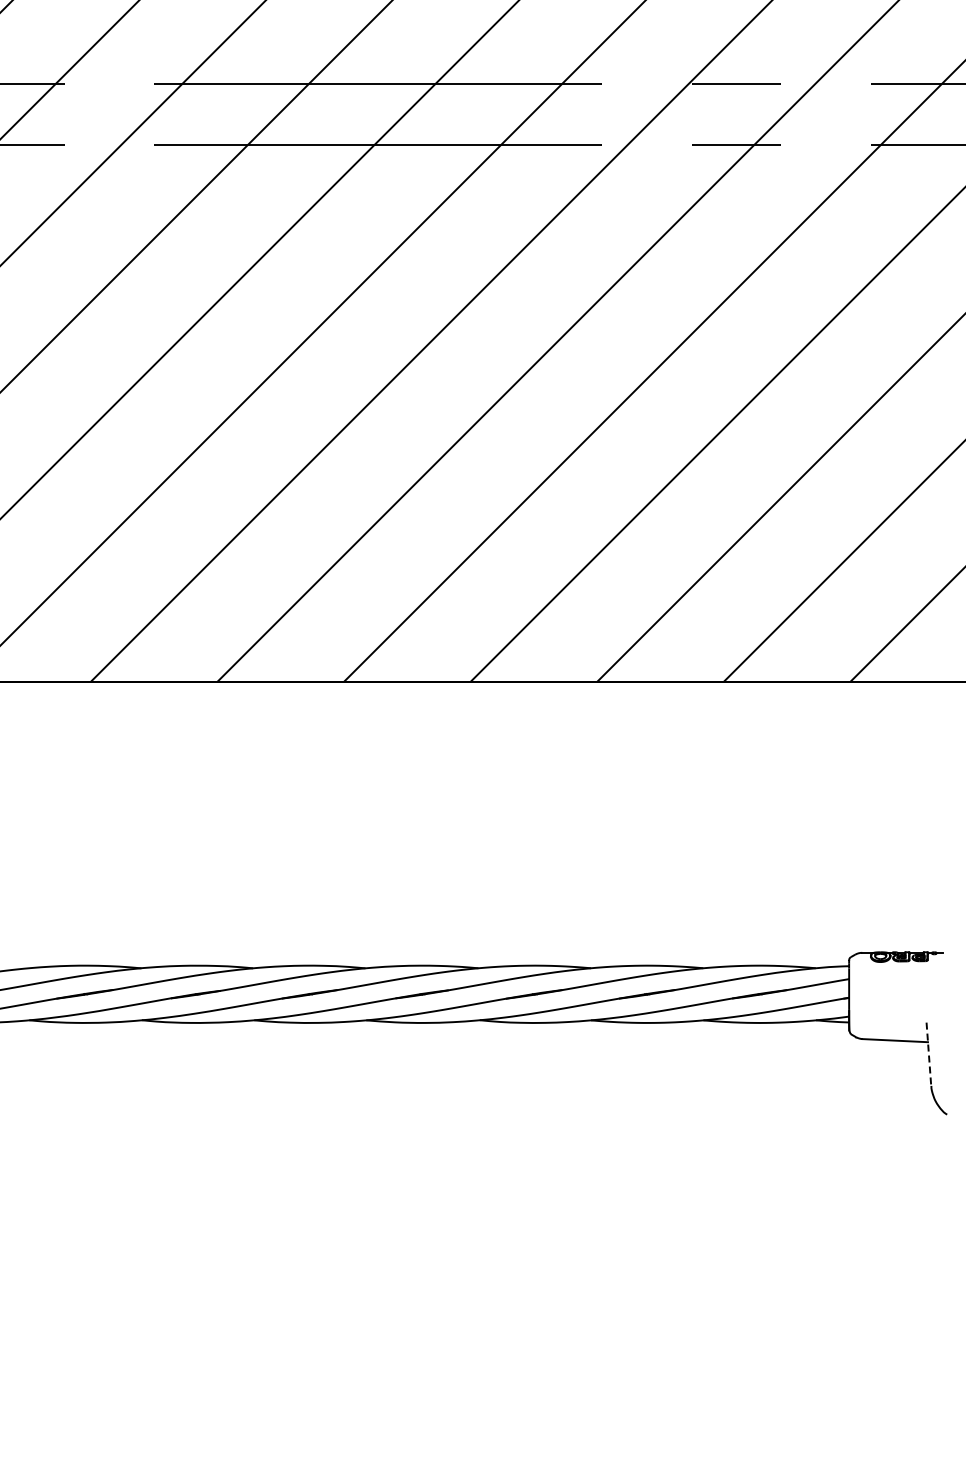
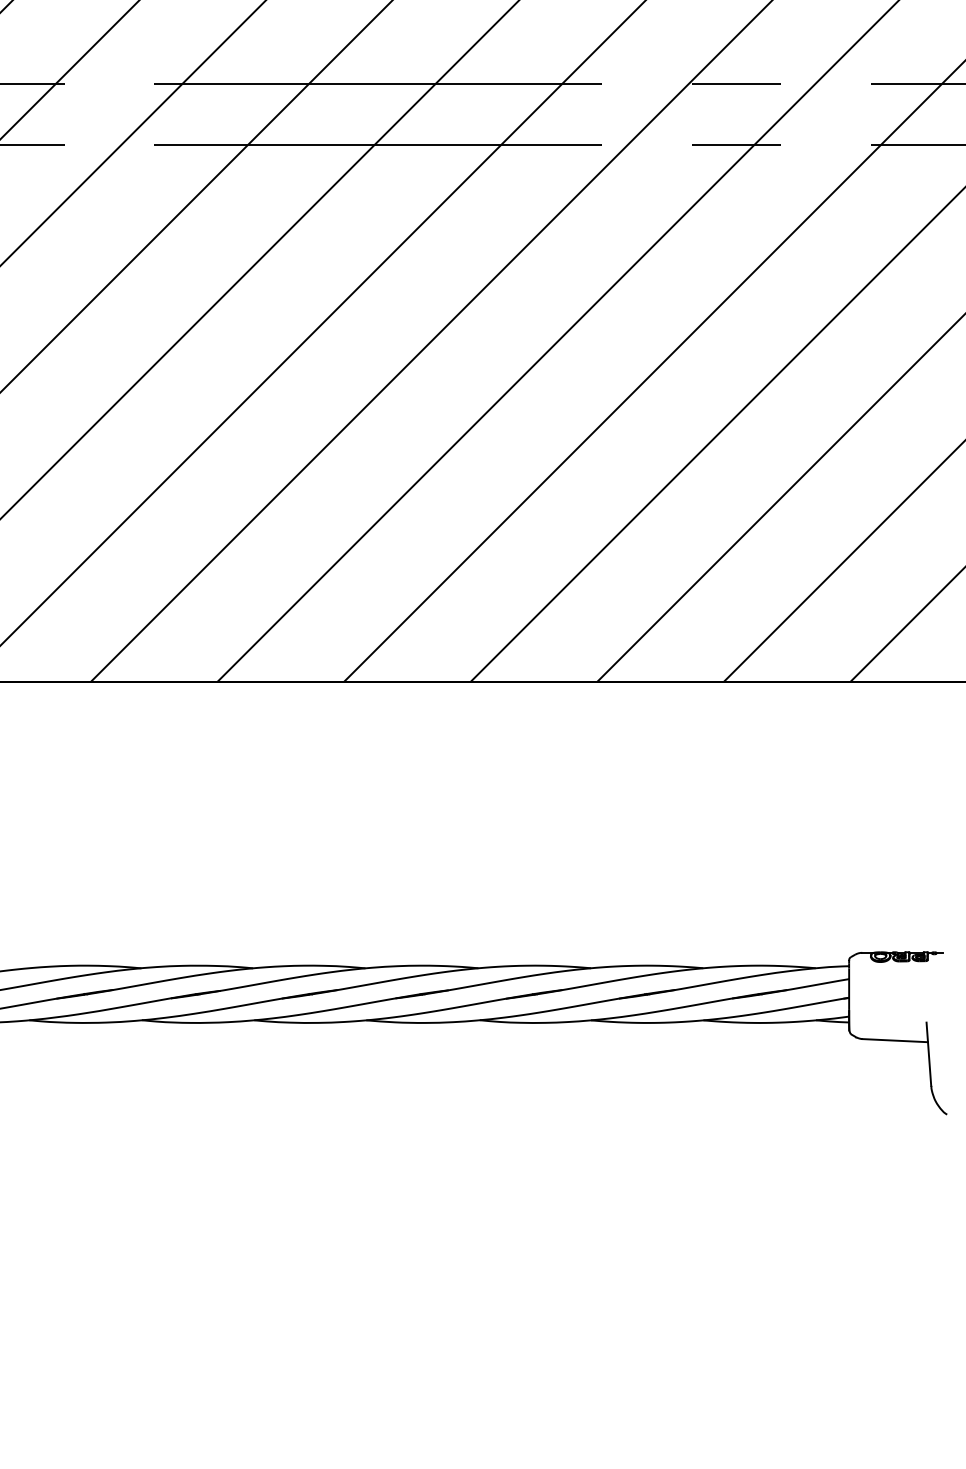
line: dashed -> solid (928, 1054)
